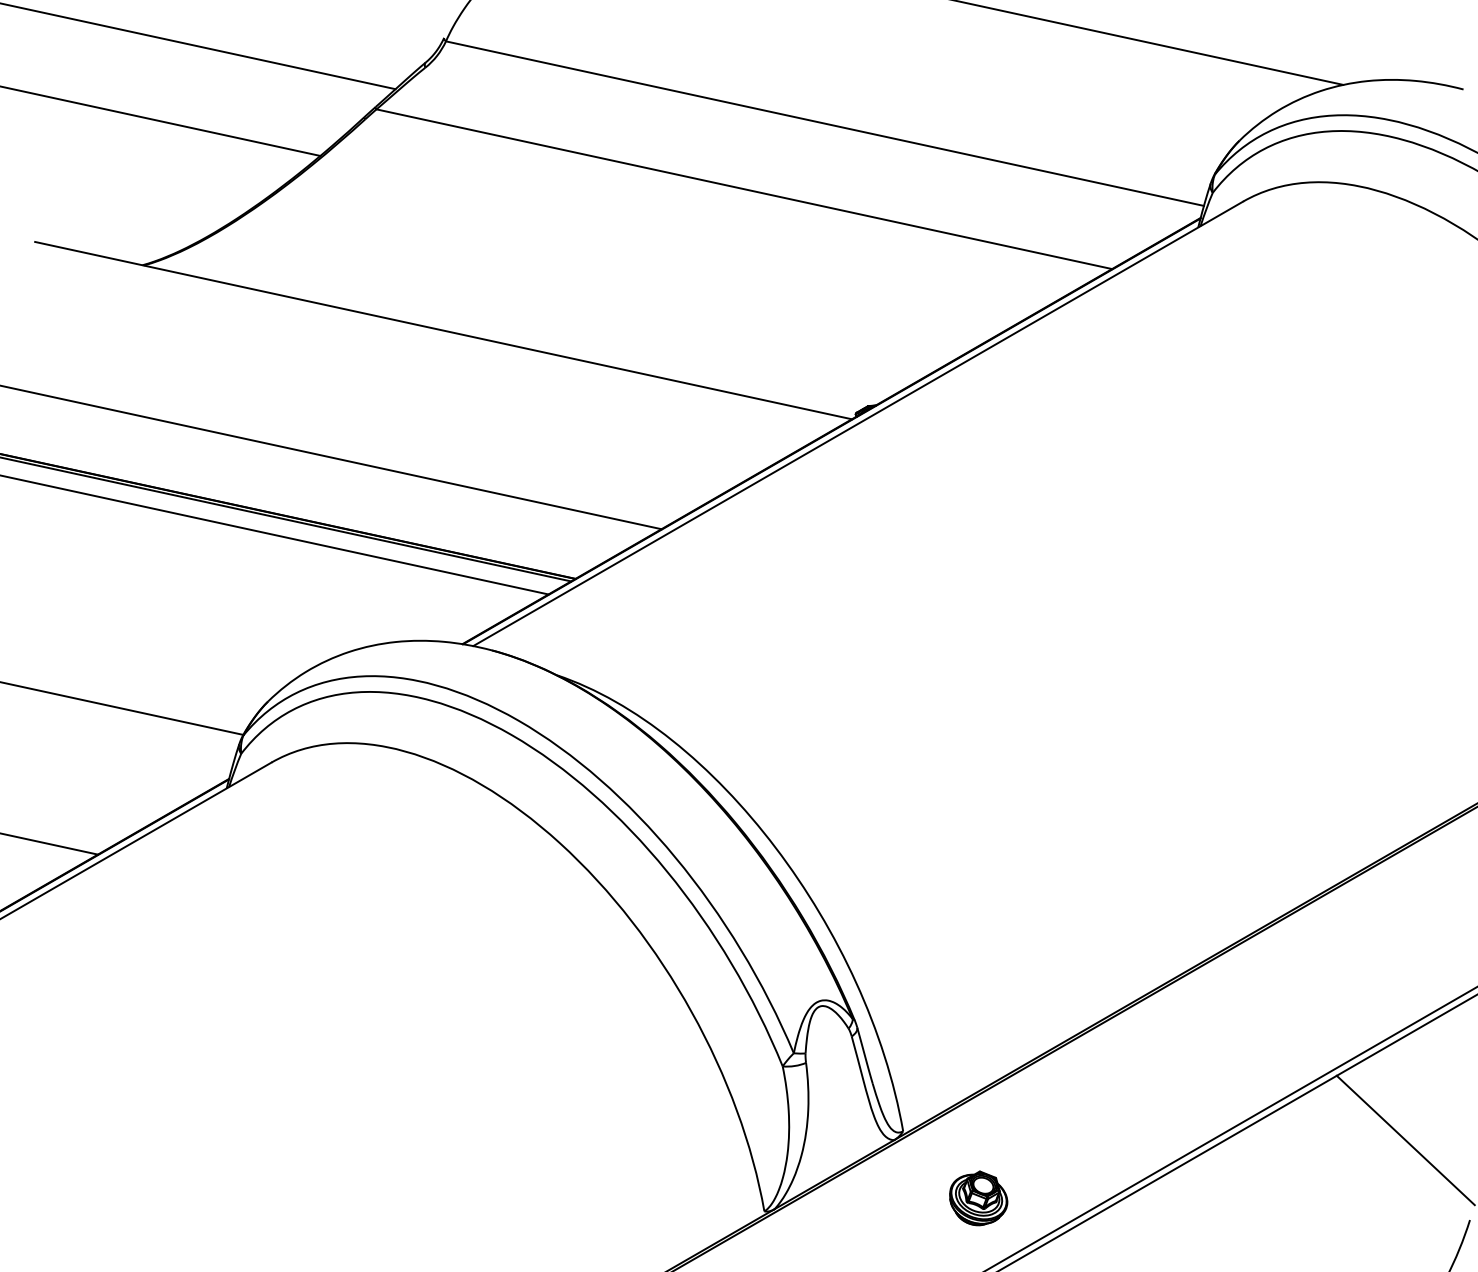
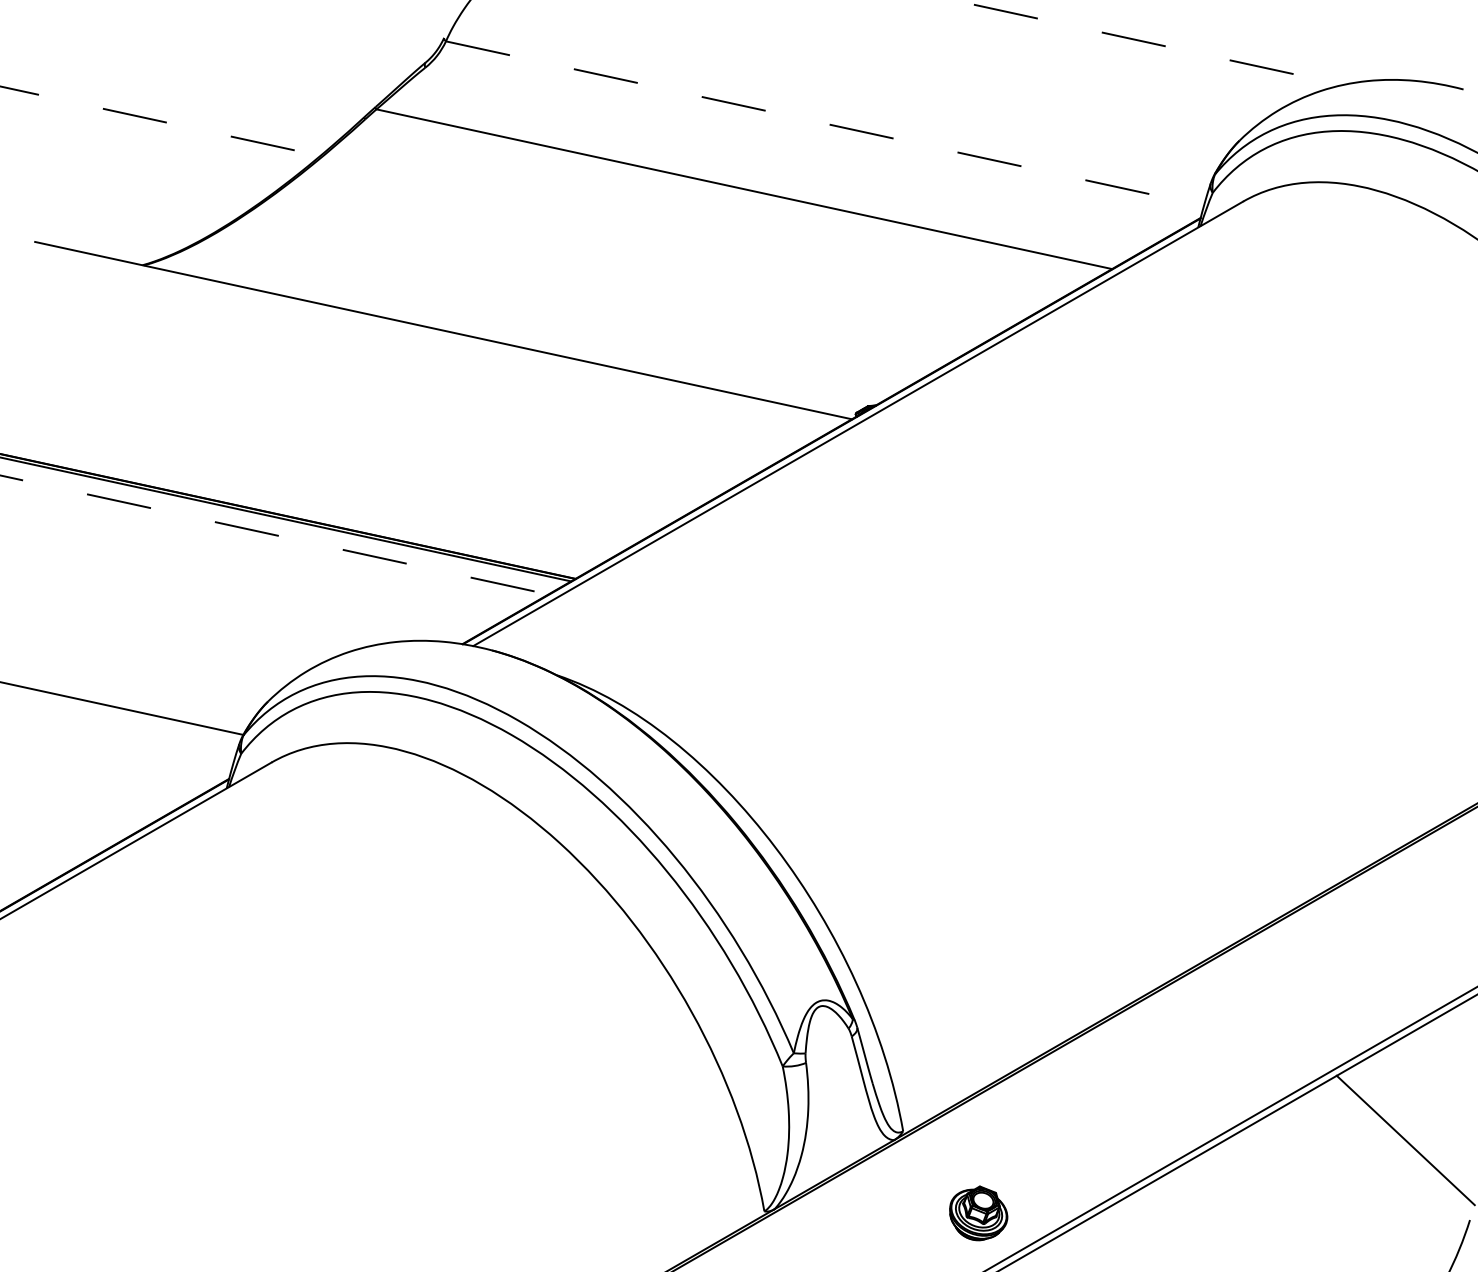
line: solid -> dashed (1148, 42)
line: present -> none (198, 46)
line: solid -> dashed (161, 121)
line: solid -> dashed (824, 123)
line: present -> none (331, 457)
line: solid -> dashed (274, 535)
line: present -> none (49, 843)
part position: (978, 1198) -> (978, 1213) (978, 1213)
